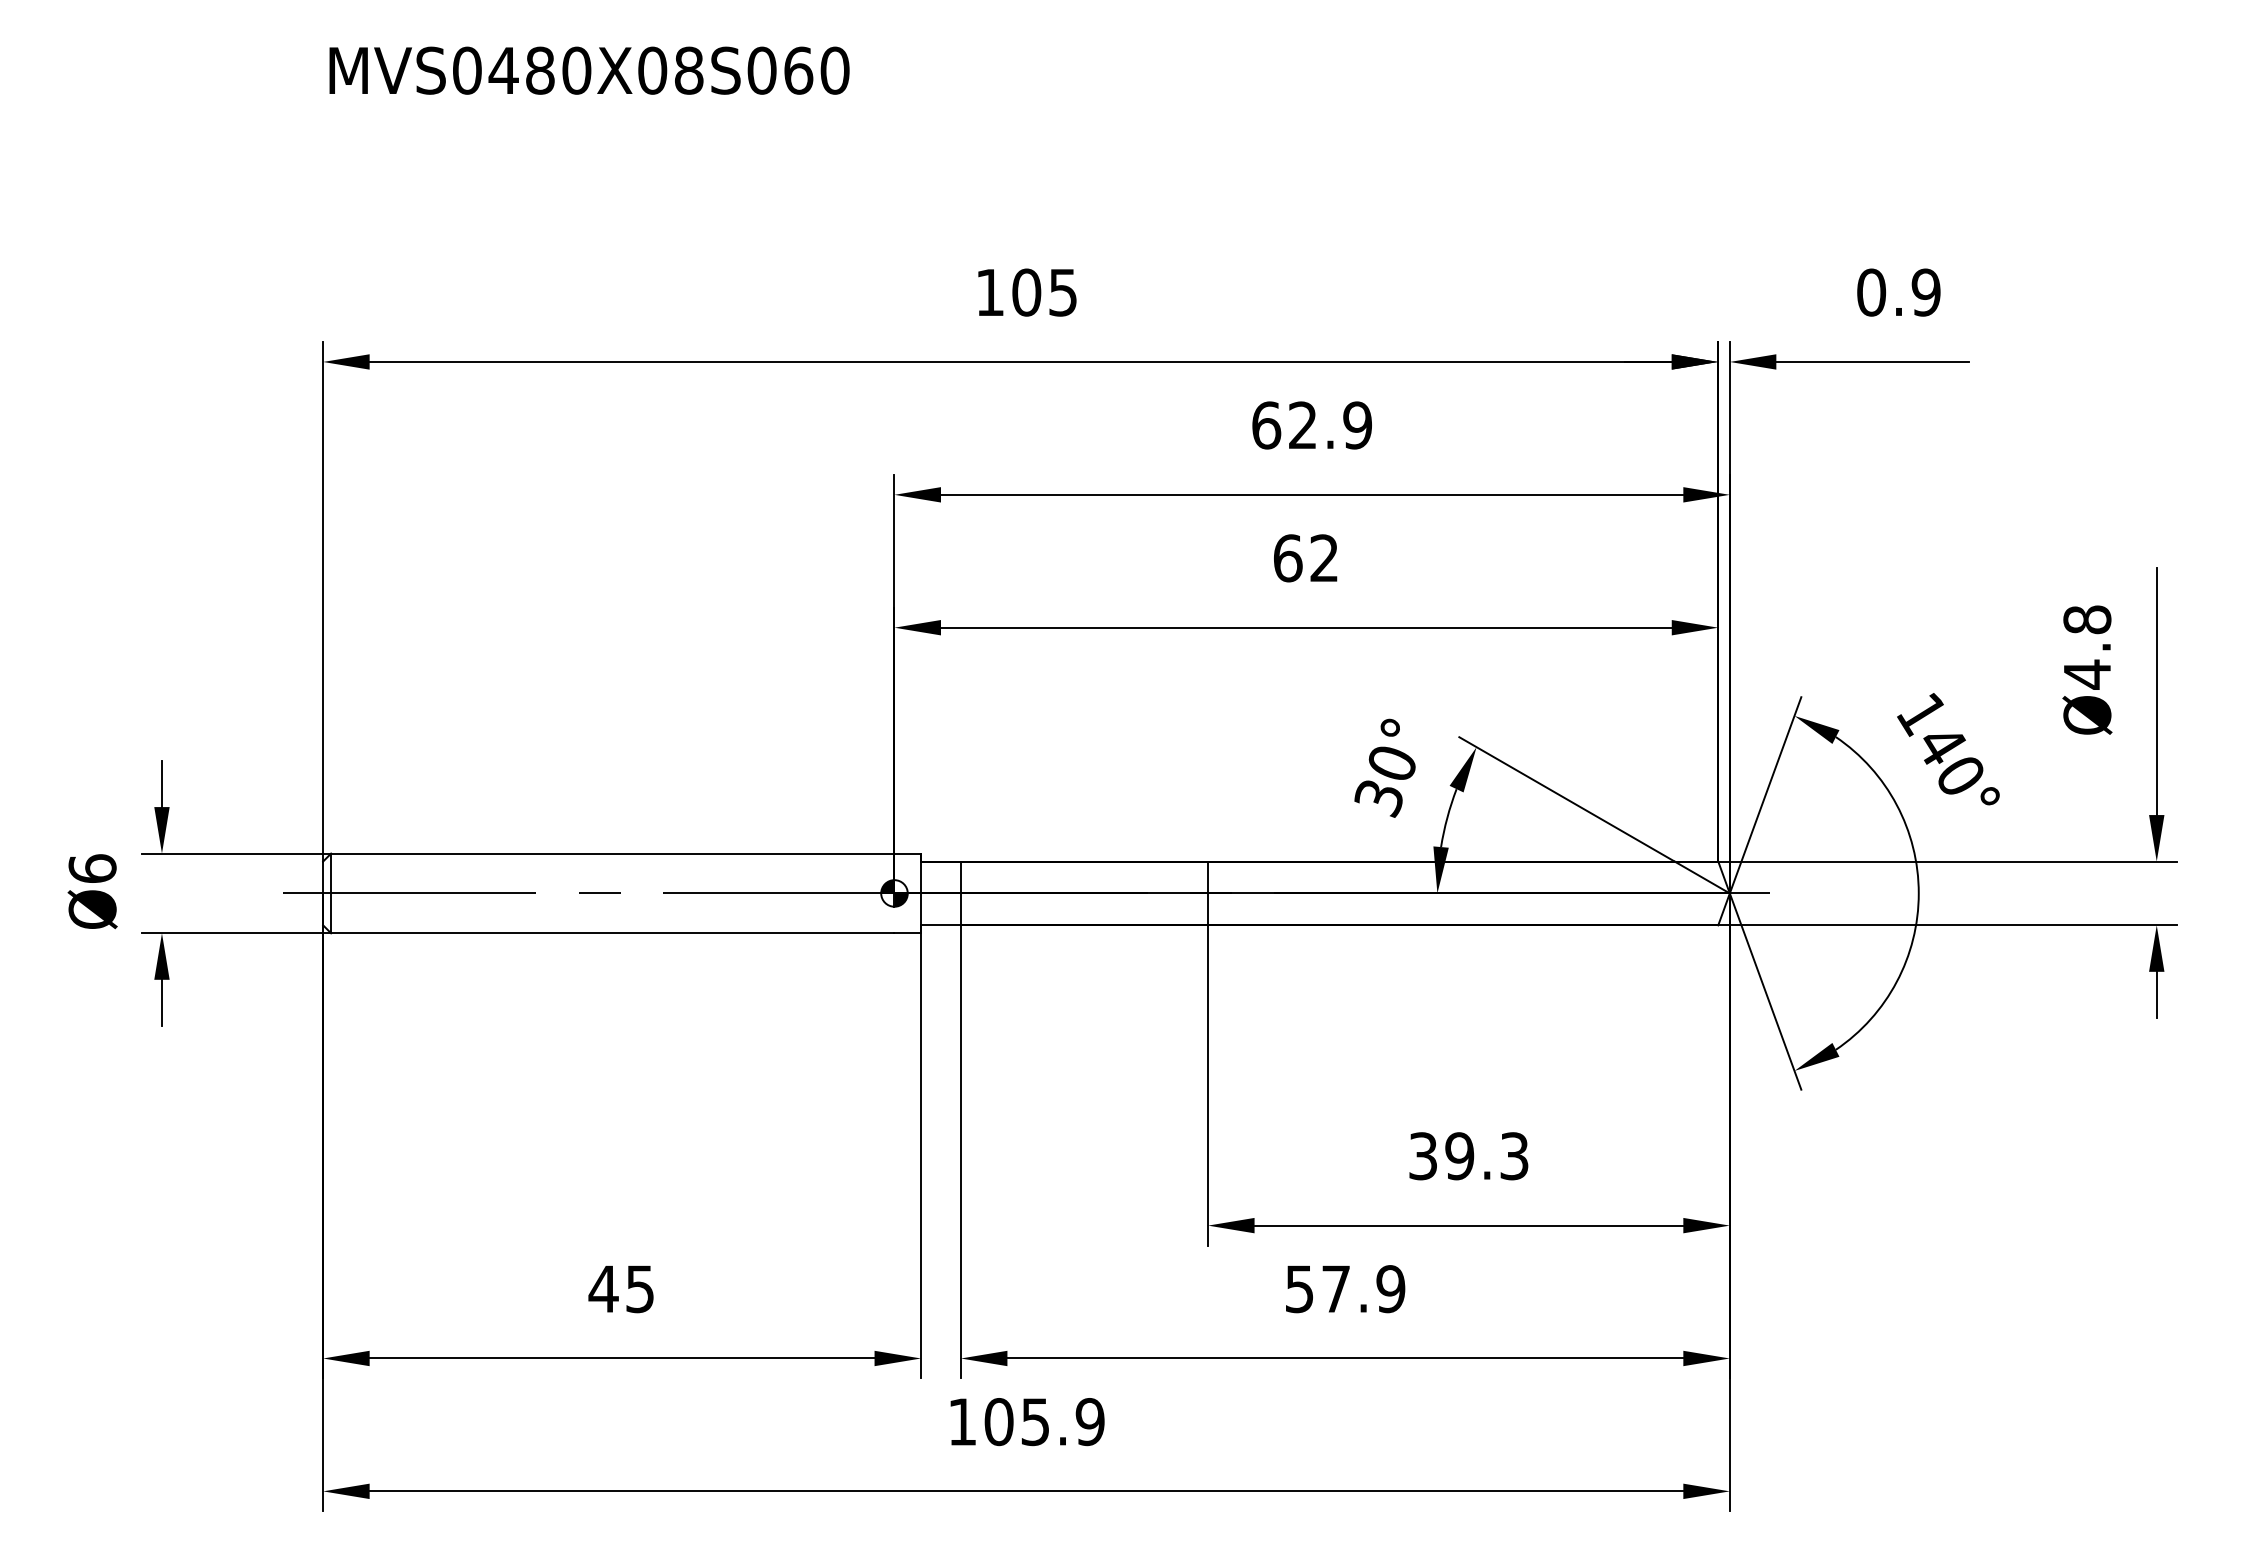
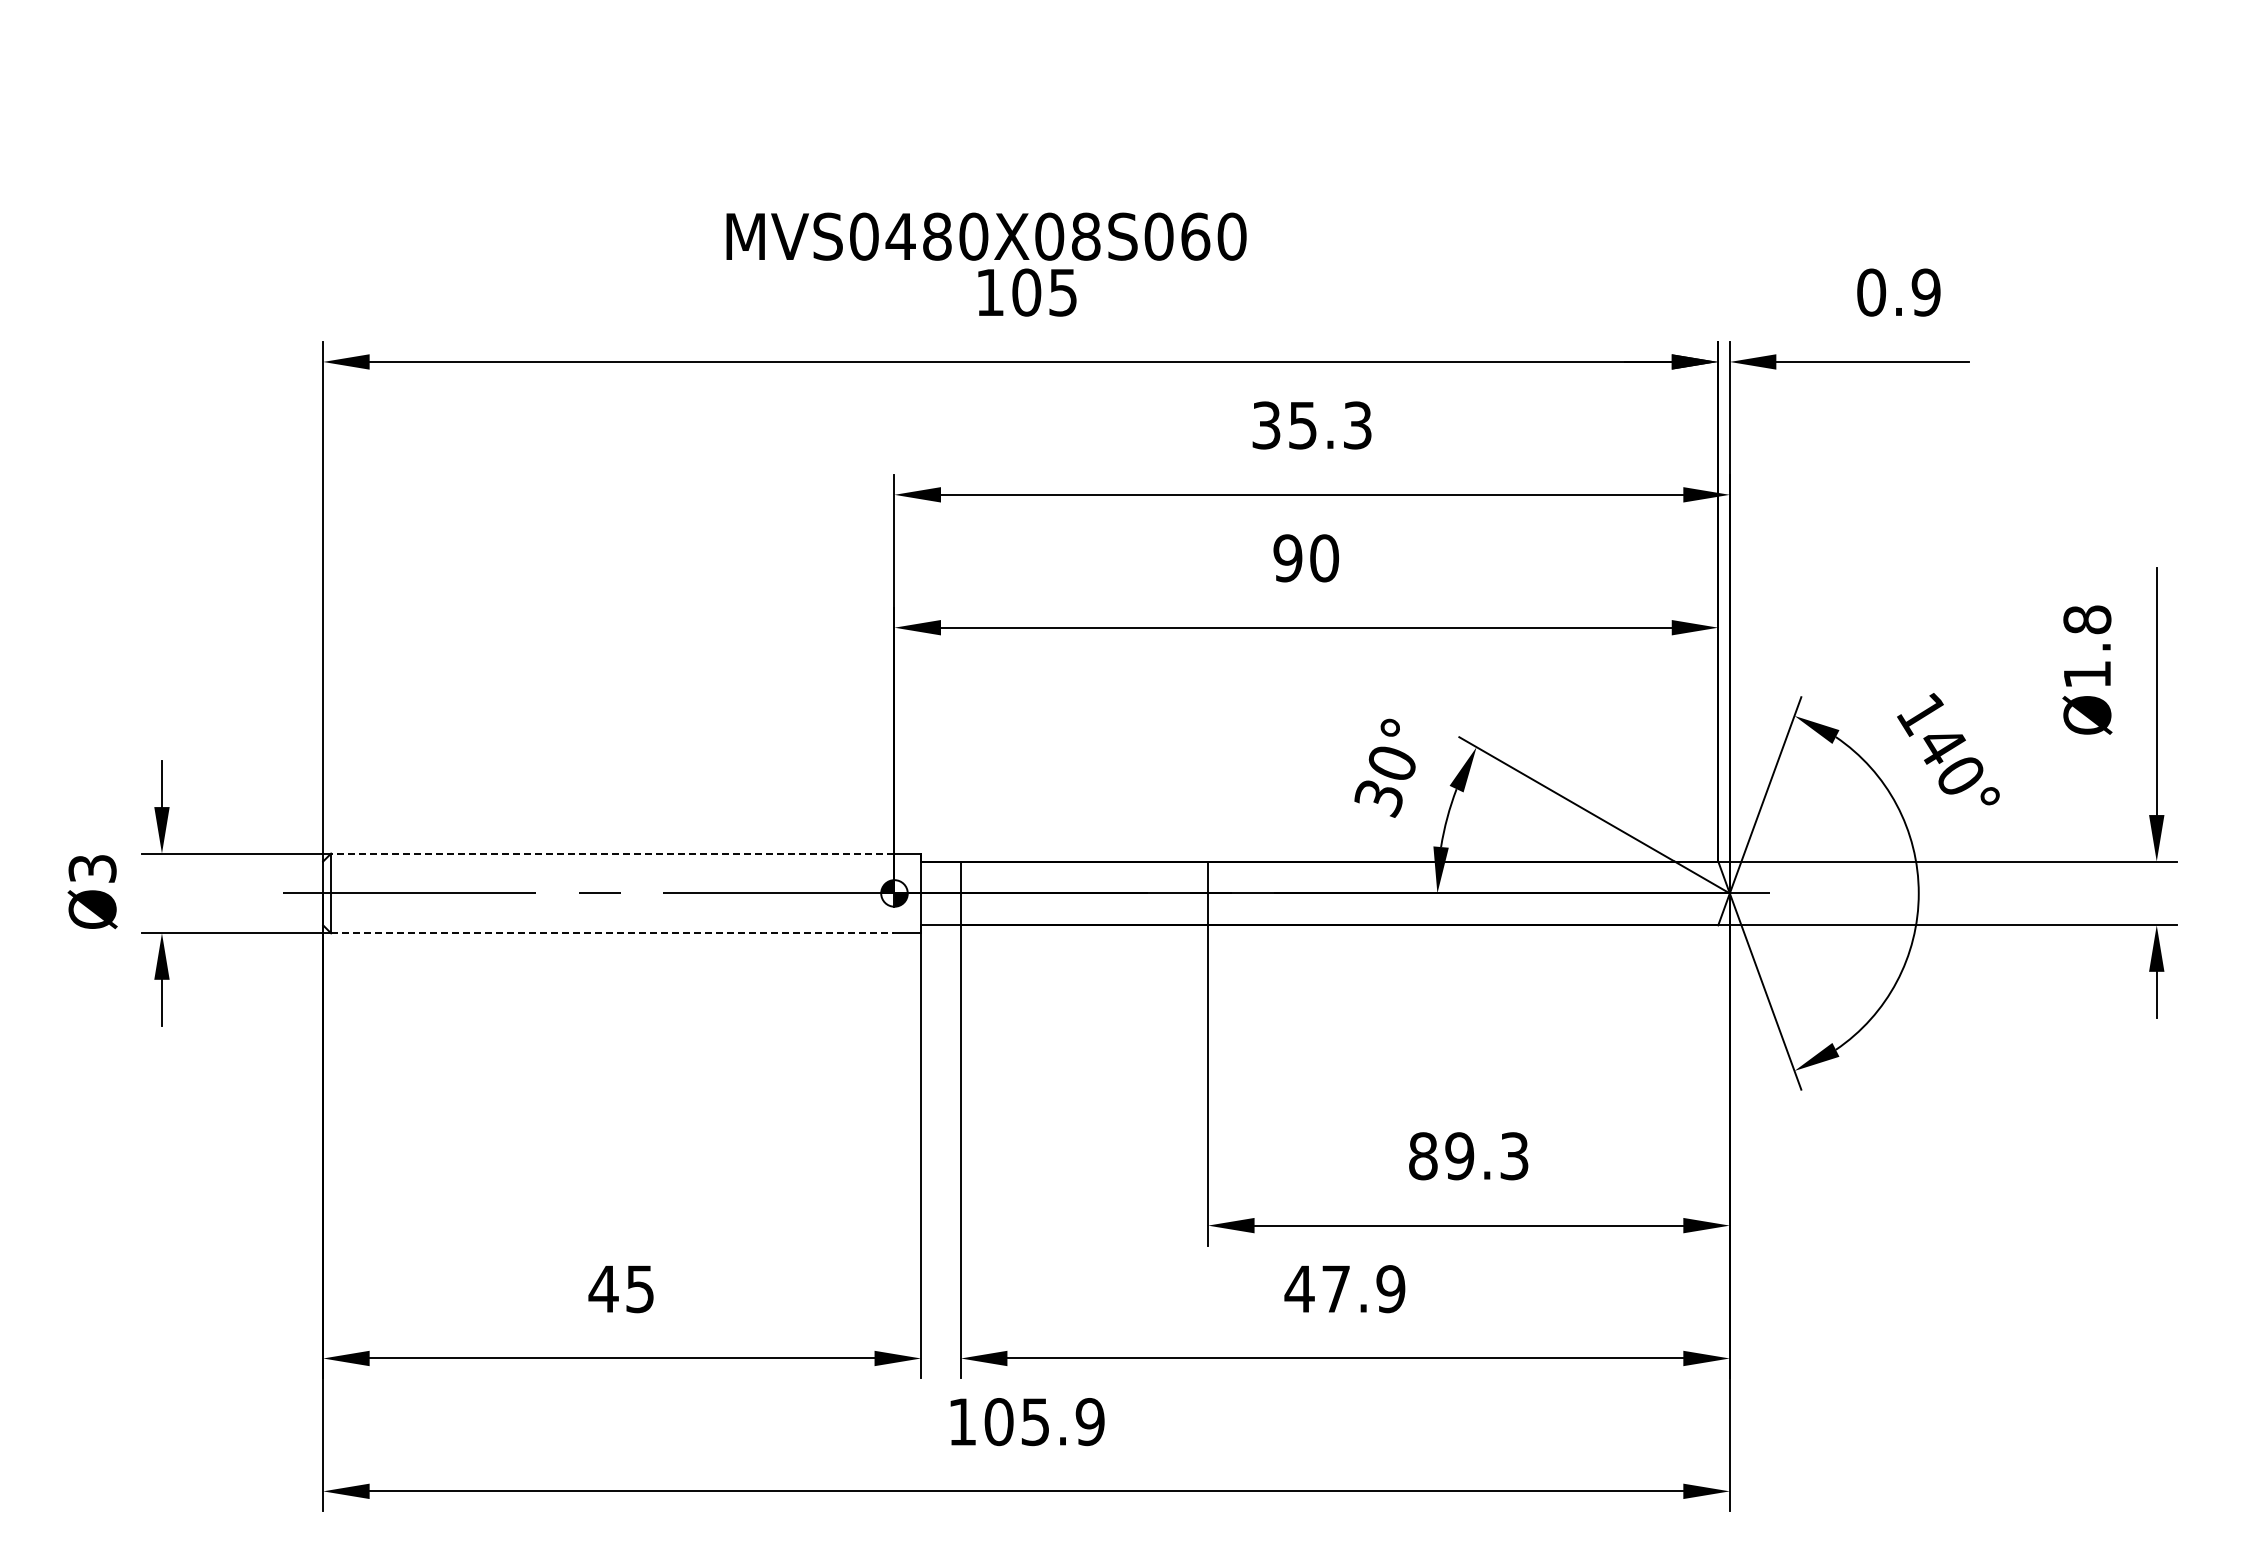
text position: (589, 70) -> (986, 236) (986, 236)
text: 62.9 -> 35.3 (1311, 425)
text: 62 -> 90 (1305, 558)
text: Ø4.8 -> Ø1.8 (2087, 674)
line: solid -> dashed (612, 853)
text: Ø6 -> Ø3 (92, 868)
line: solid -> dashed (612, 933)
text: 39.3 -> 89.3 (1423, 1156)
text: 57.9 -> 47.9 (1299, 1289)
